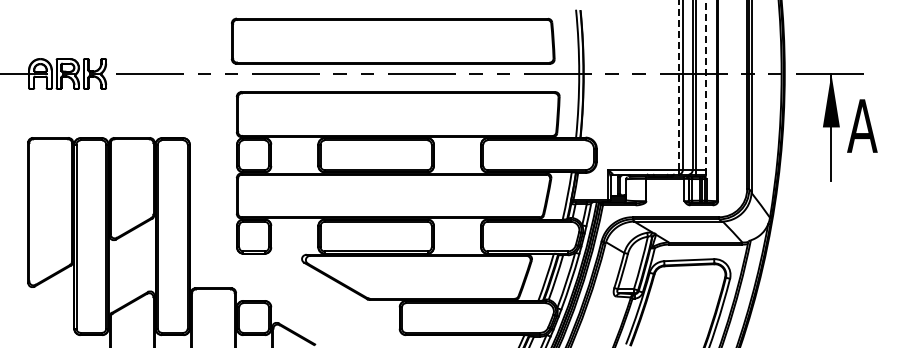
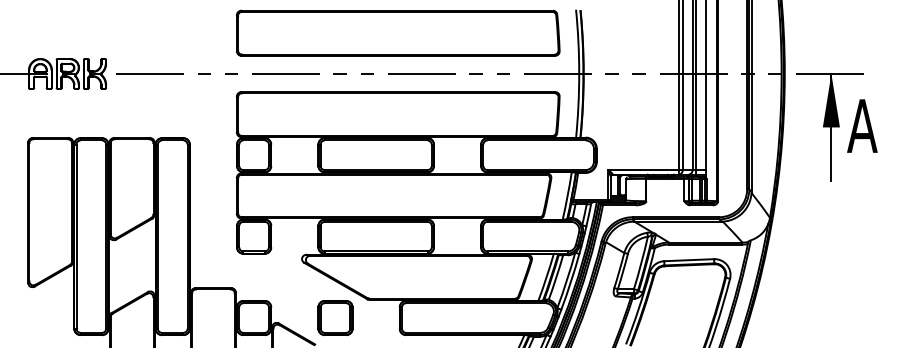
part position: (392, 40) -> (397, 32) (397, 32)
line: dashed -> solid (678, 85)
line: dashed -> solid (706, 89)
part: none -> present (335, 317)
